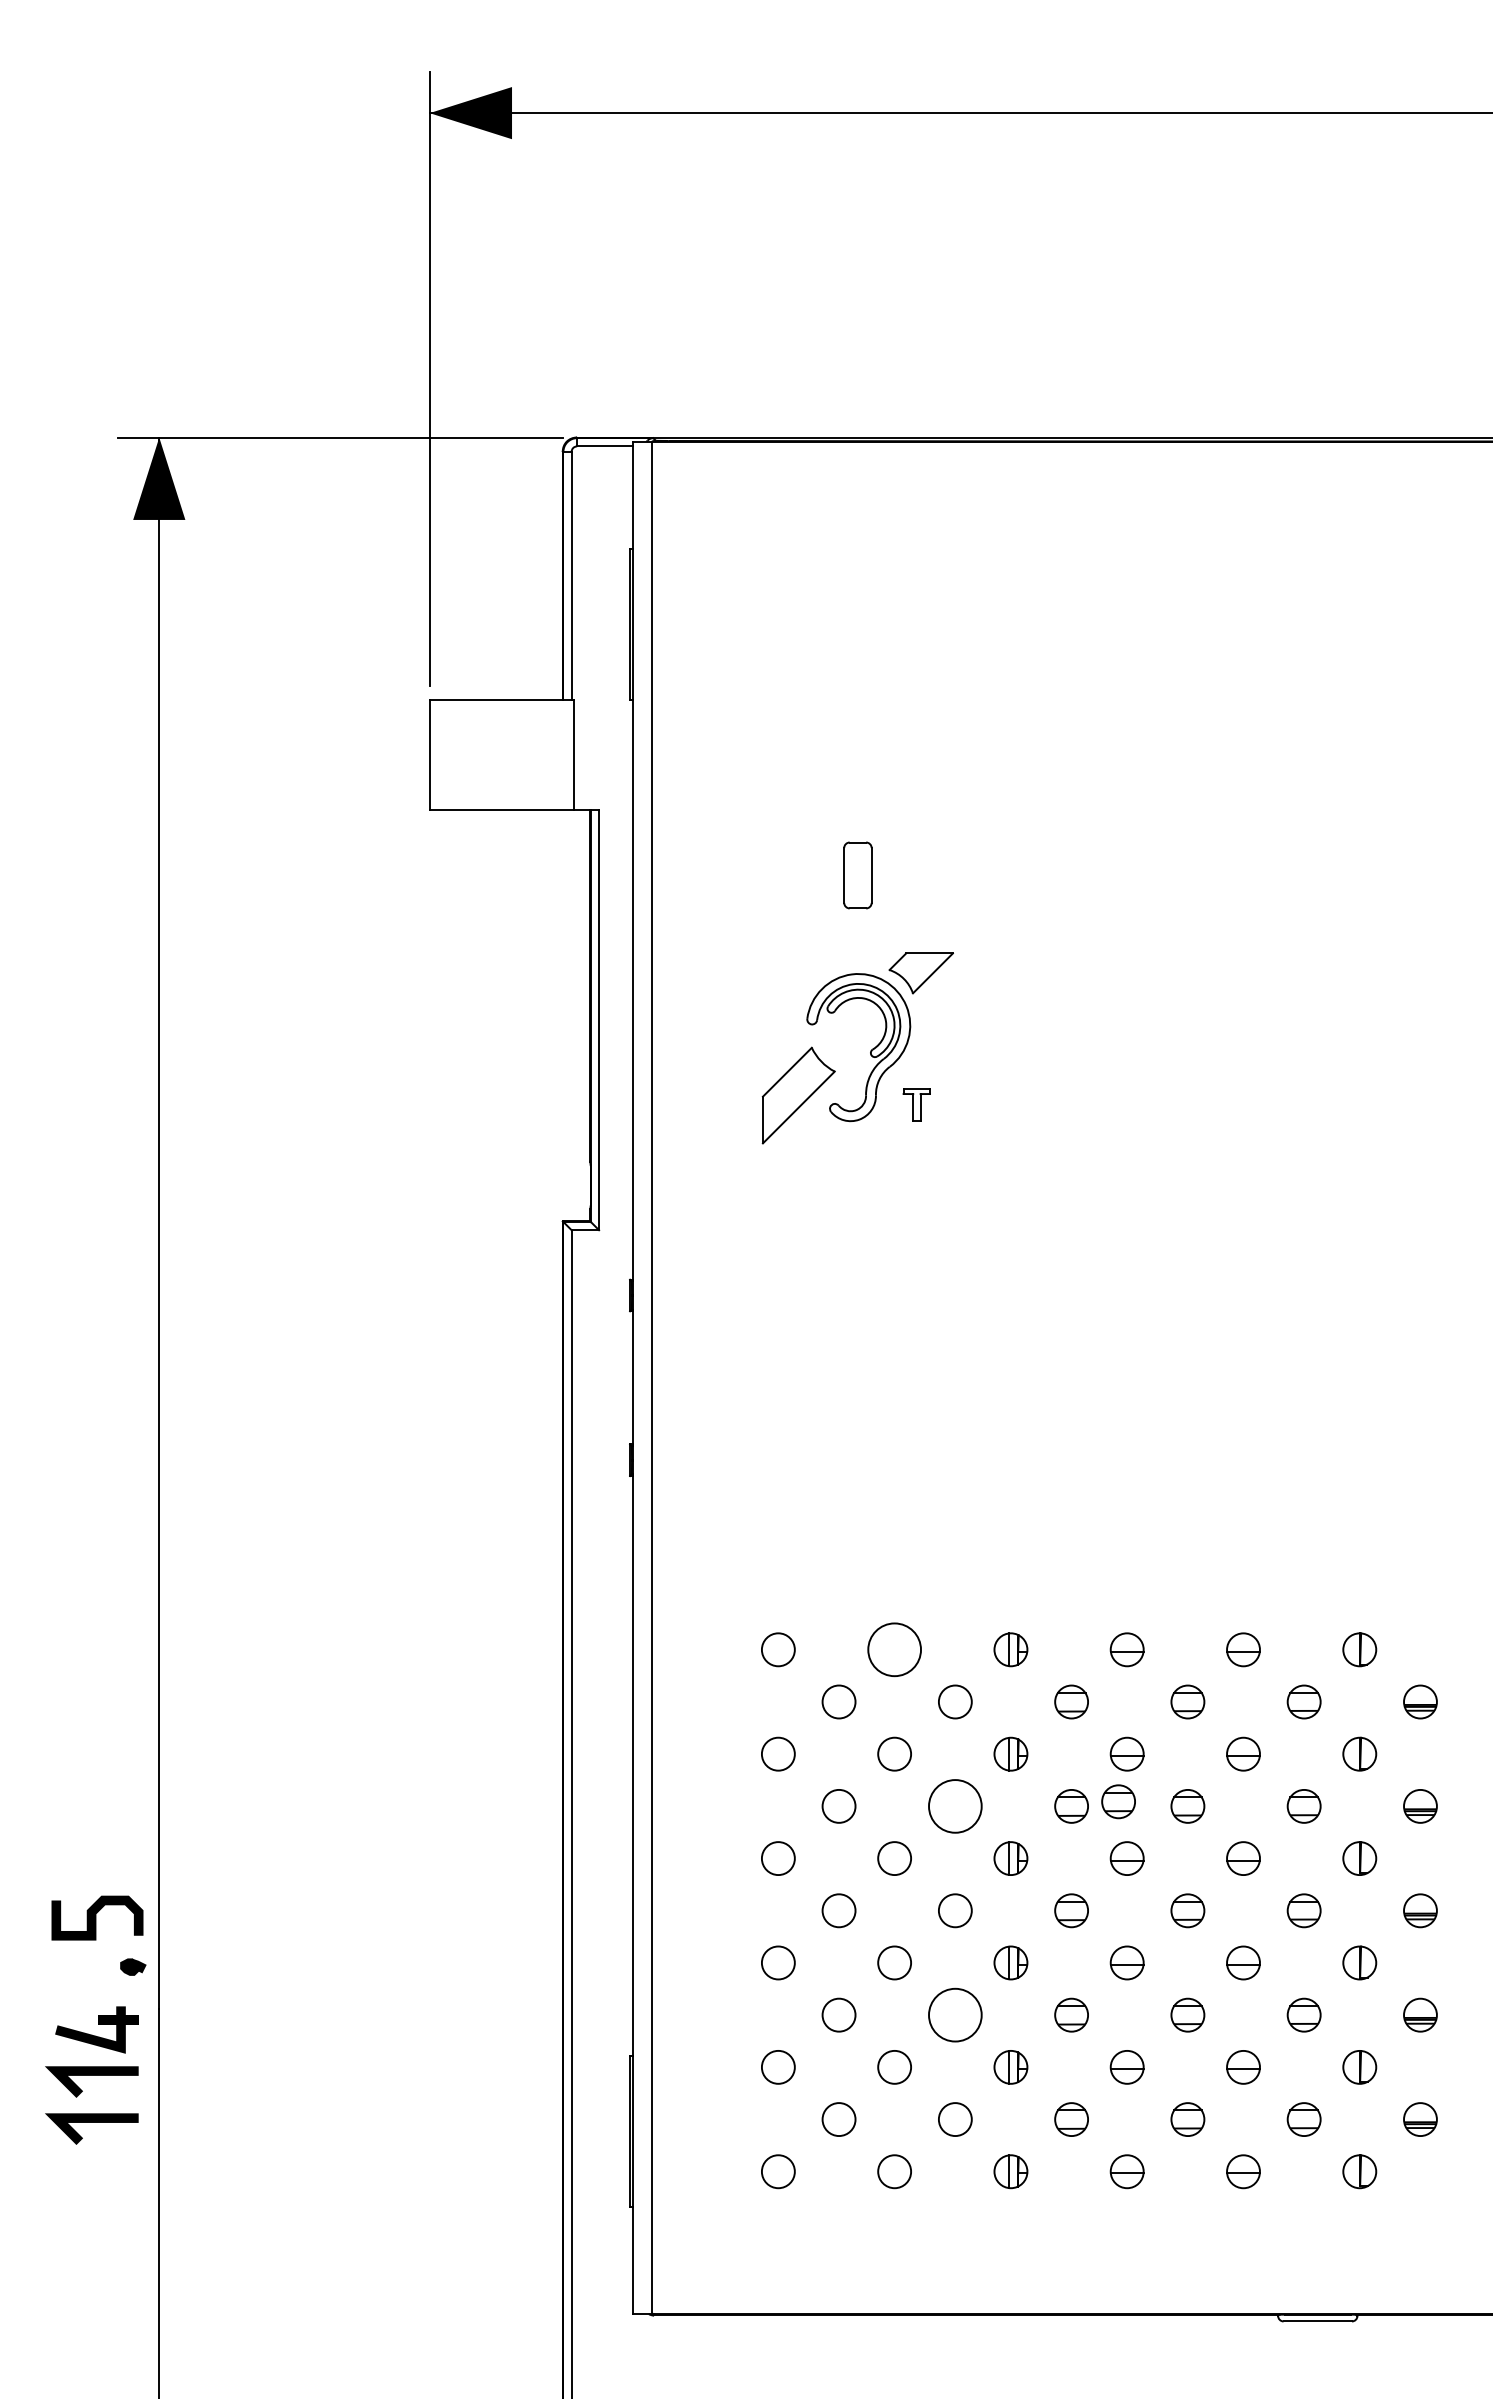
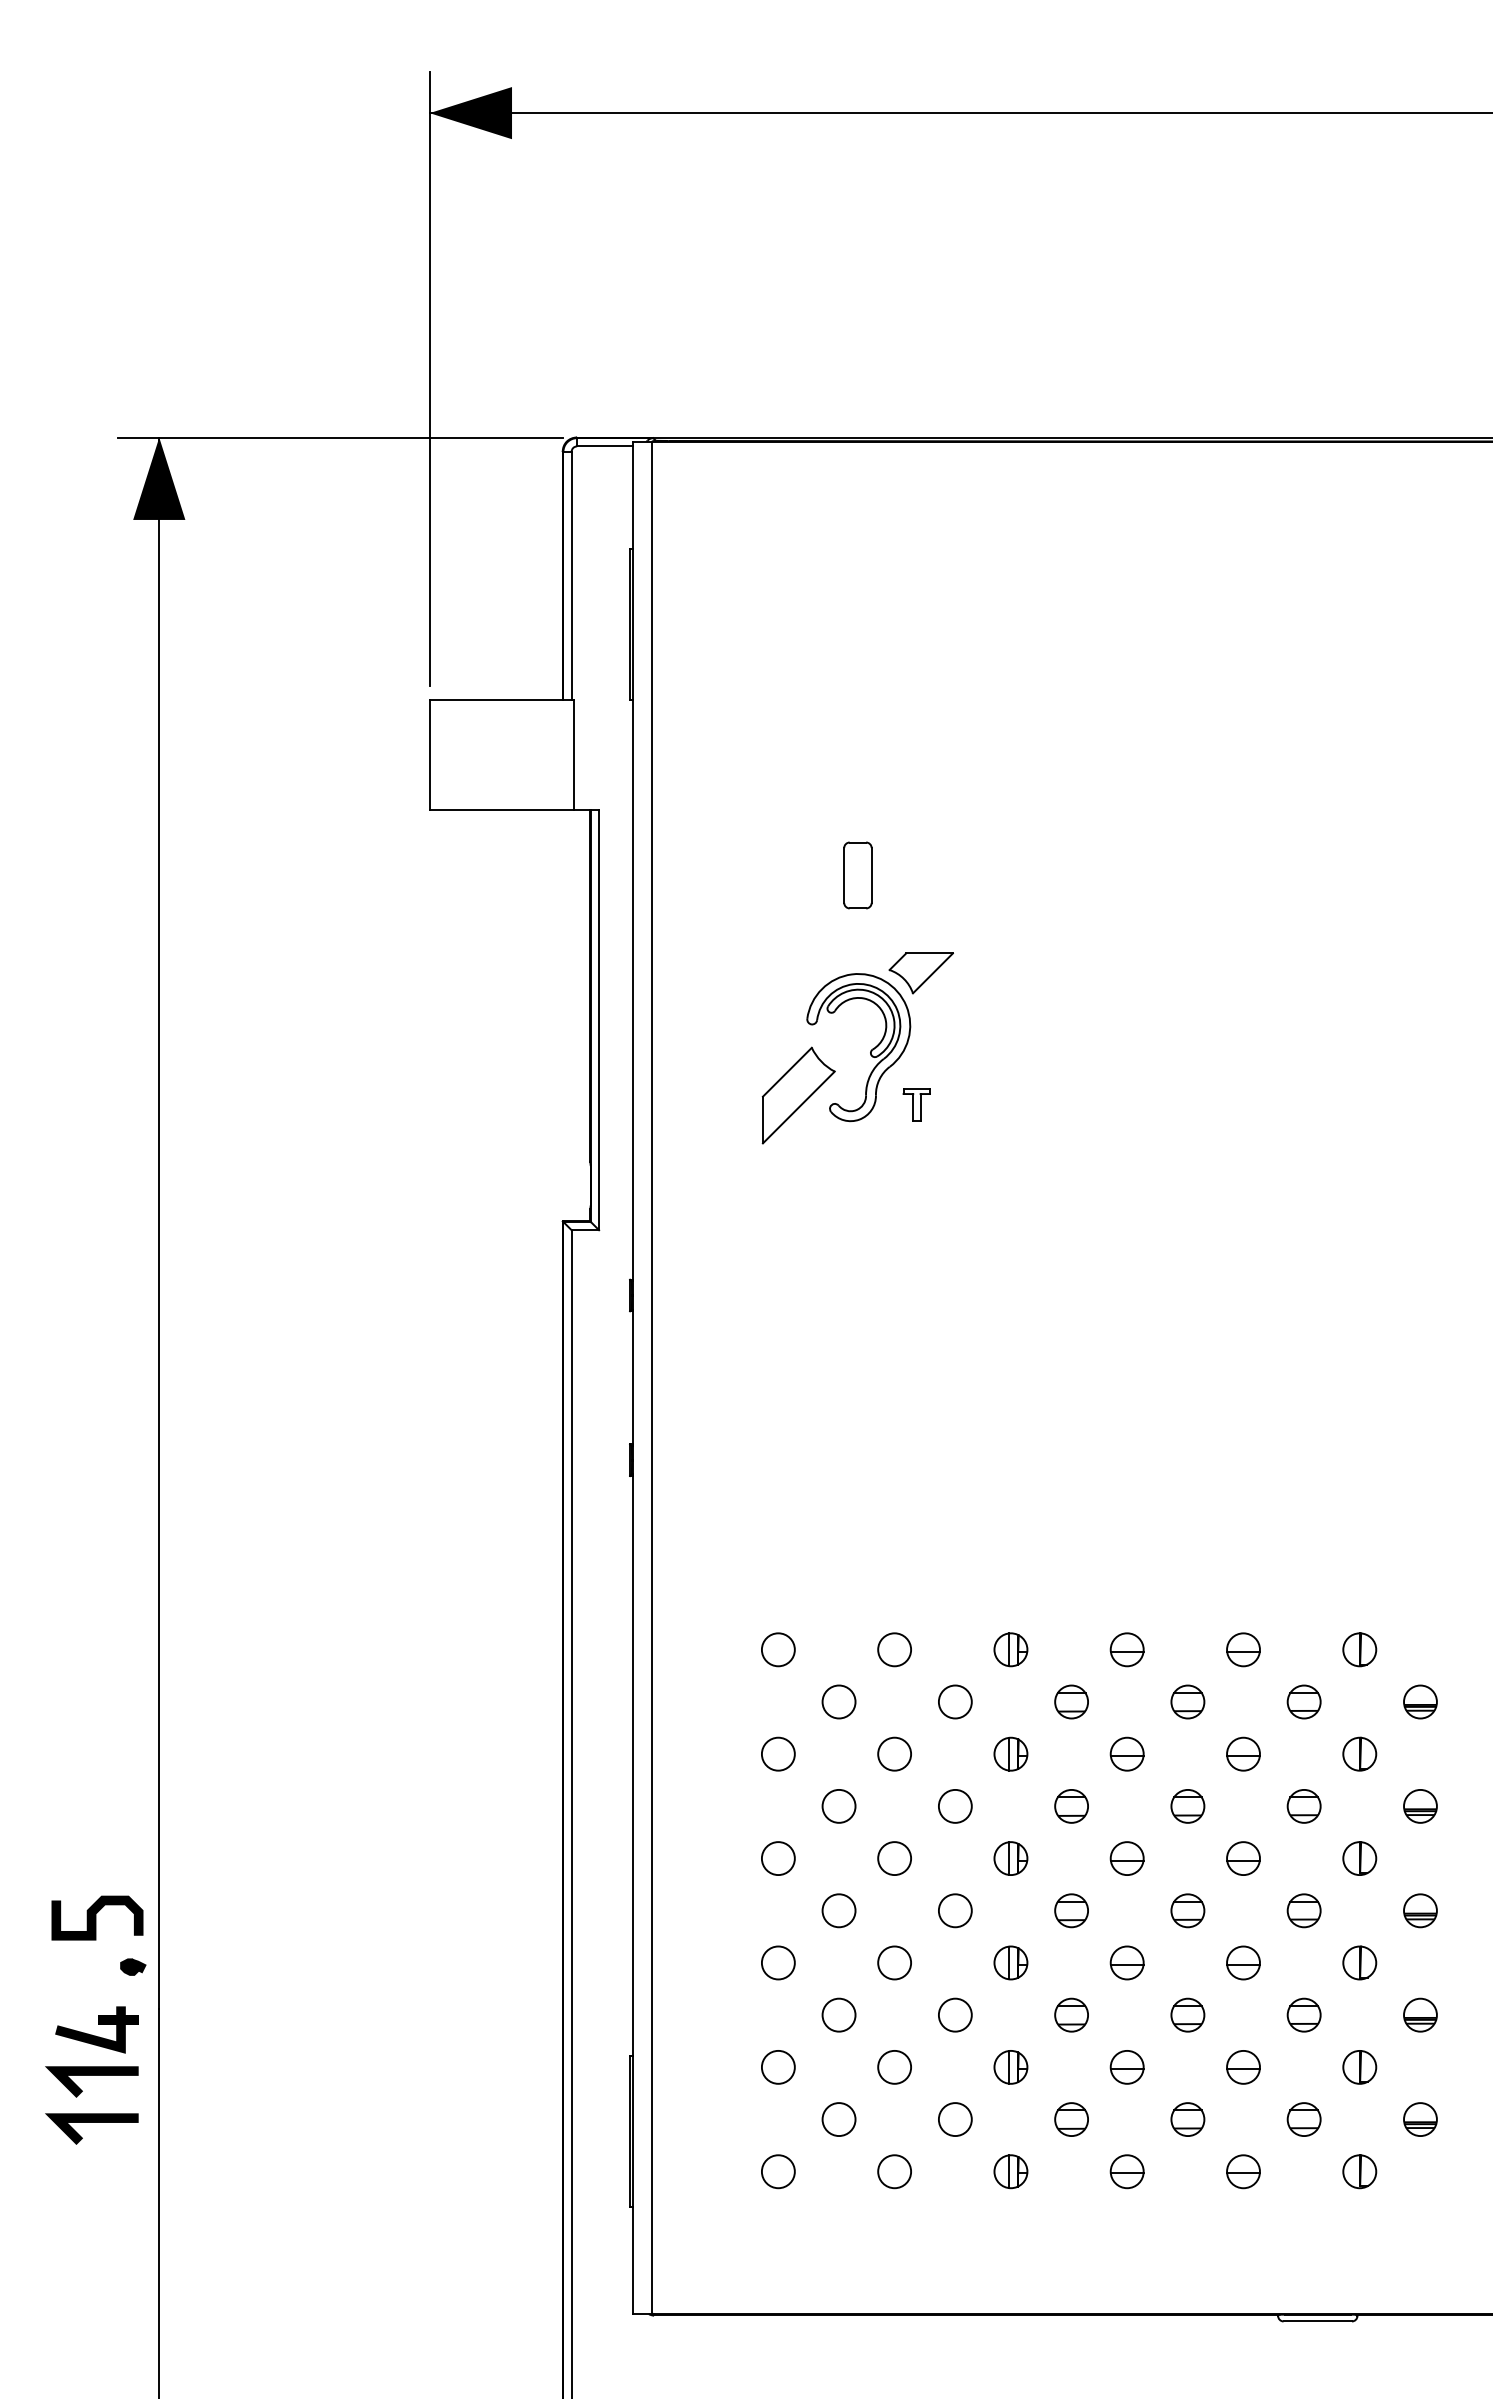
circle diameter: 53 px -> 33 px (894, 1649)
part: present -> none (1118, 1801)
circle diameter: 53 px -> 33 px (954, 1805)
circle diameter: 53 px -> 33 px (954, 2014)
